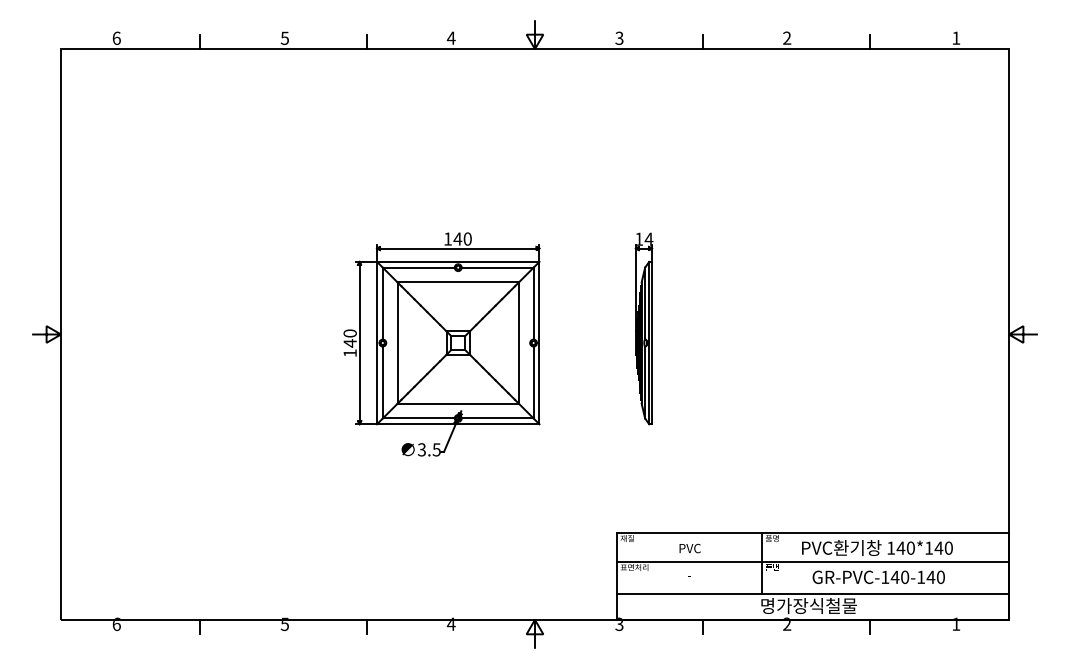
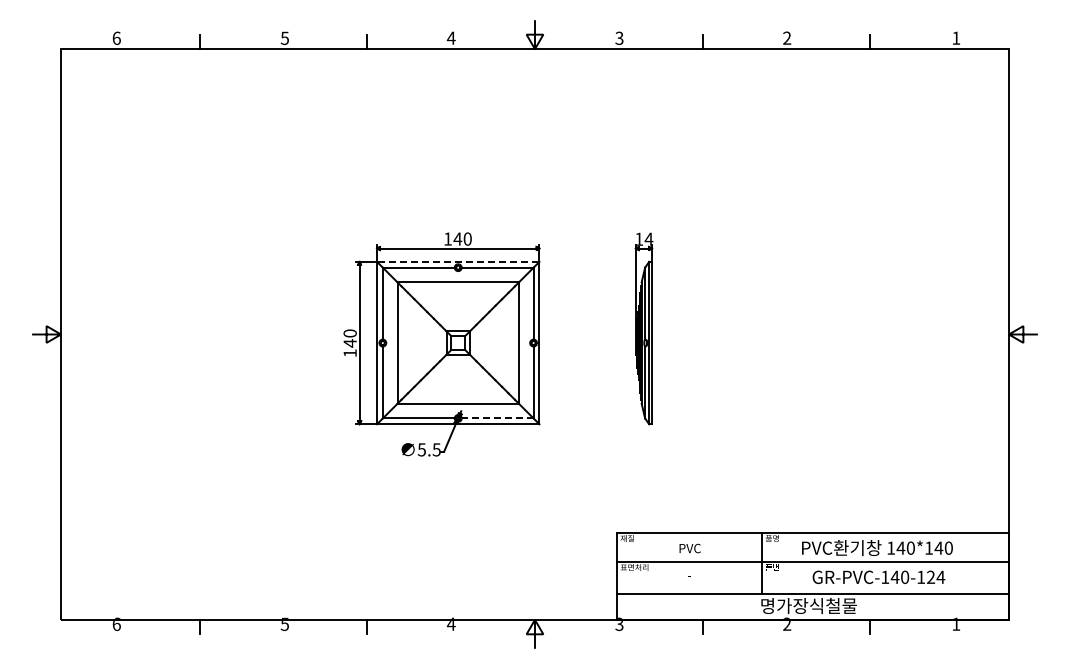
line: solid -> dashed (457, 261)
line: solid -> dashed (497, 418)
text: 3.5 -> 5.5 (421, 449)
text: GR-PVC-140-140 -> GR-PVC-140-124 (935, 576)
